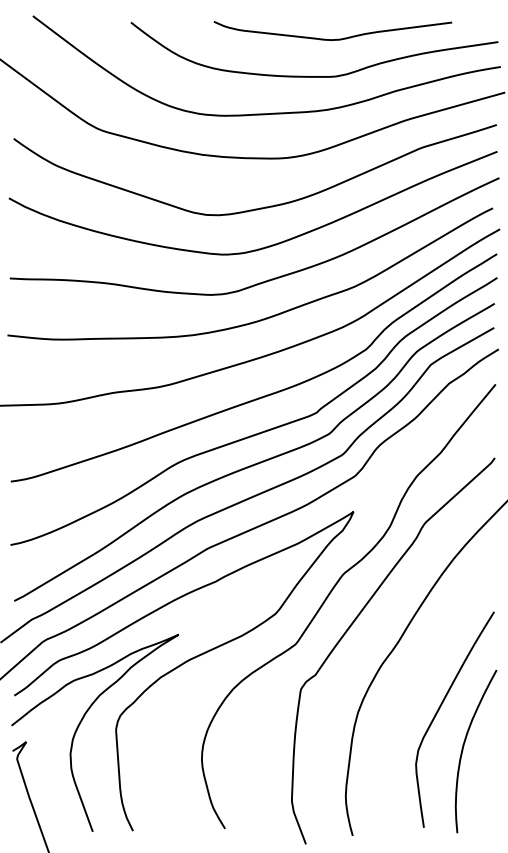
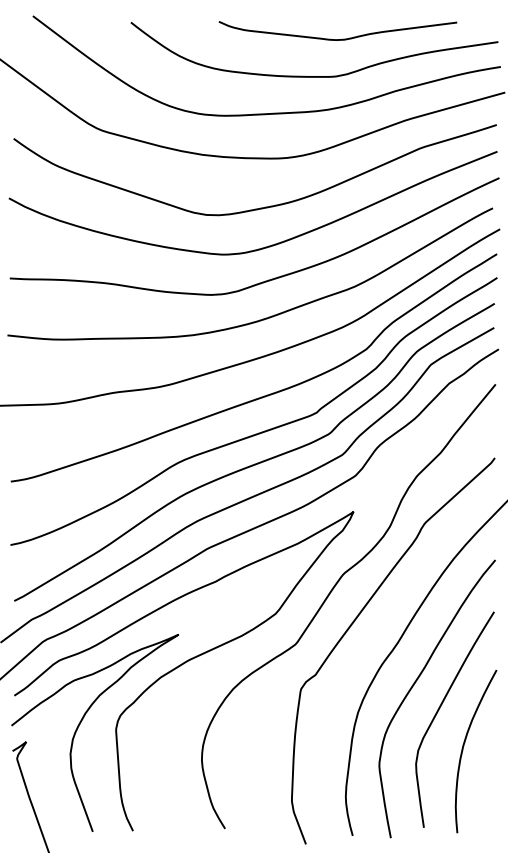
curve position: (332, 39) -> (337, 39) (337, 39)
curve: none -> present (414, 685)
